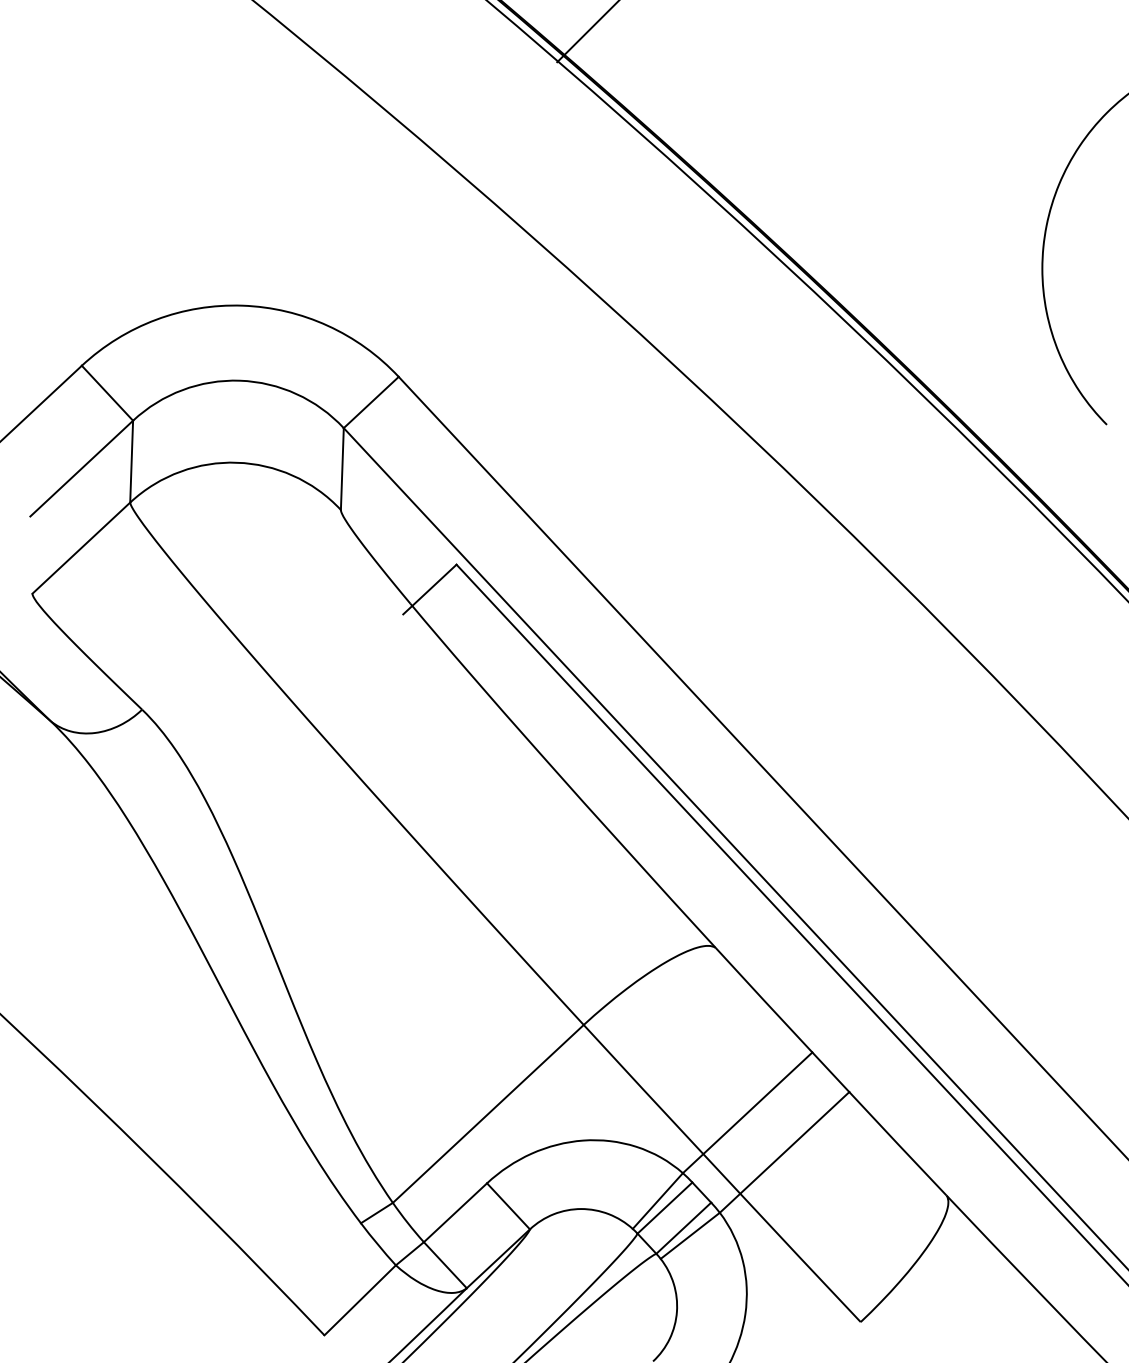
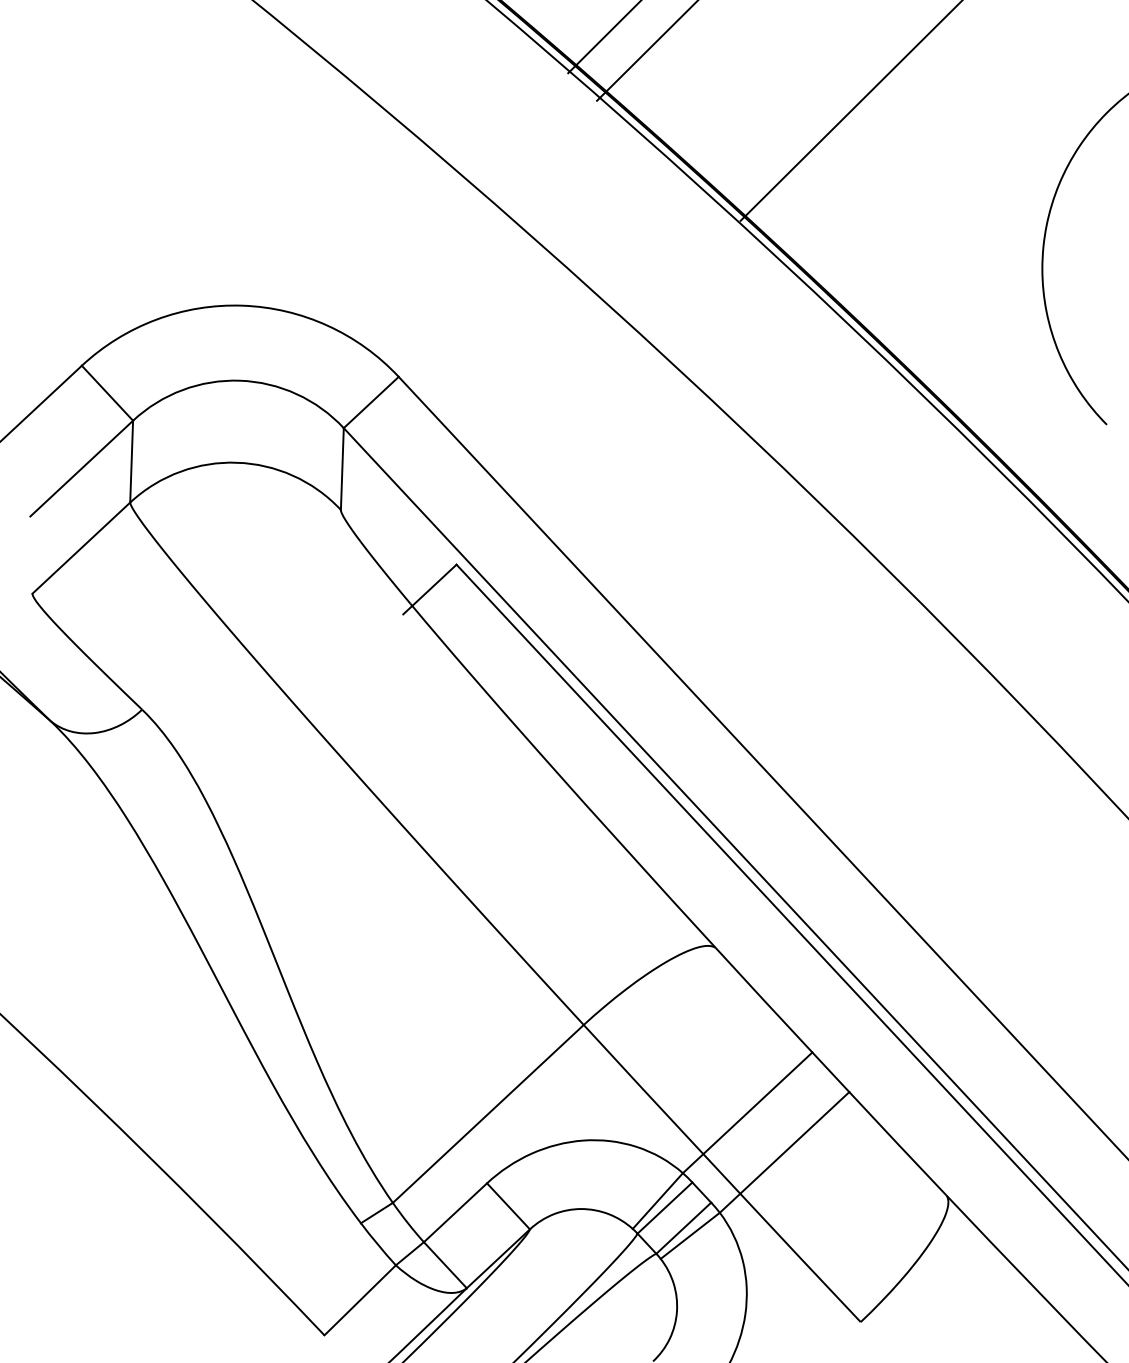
line position: (587, 32) -> (603, 37) (603, 37)
line: none -> present (646, 51)
line: none -> present (850, 111)
